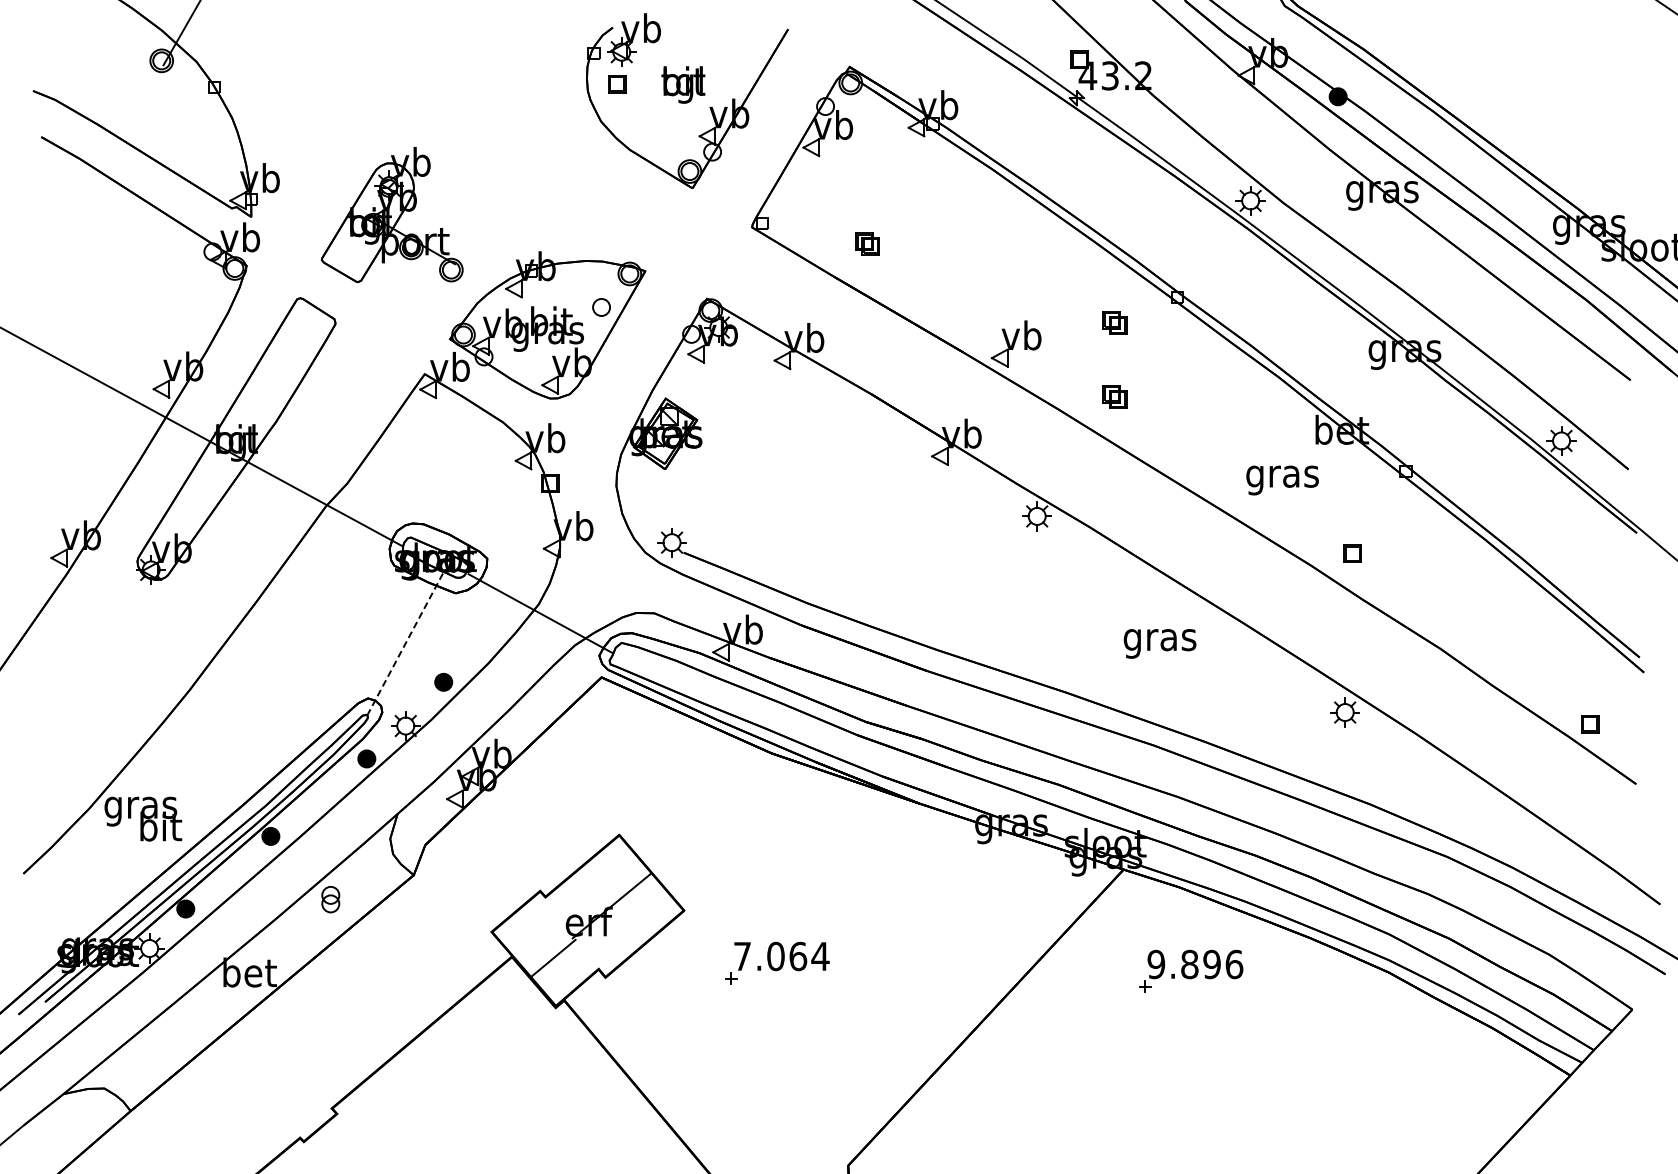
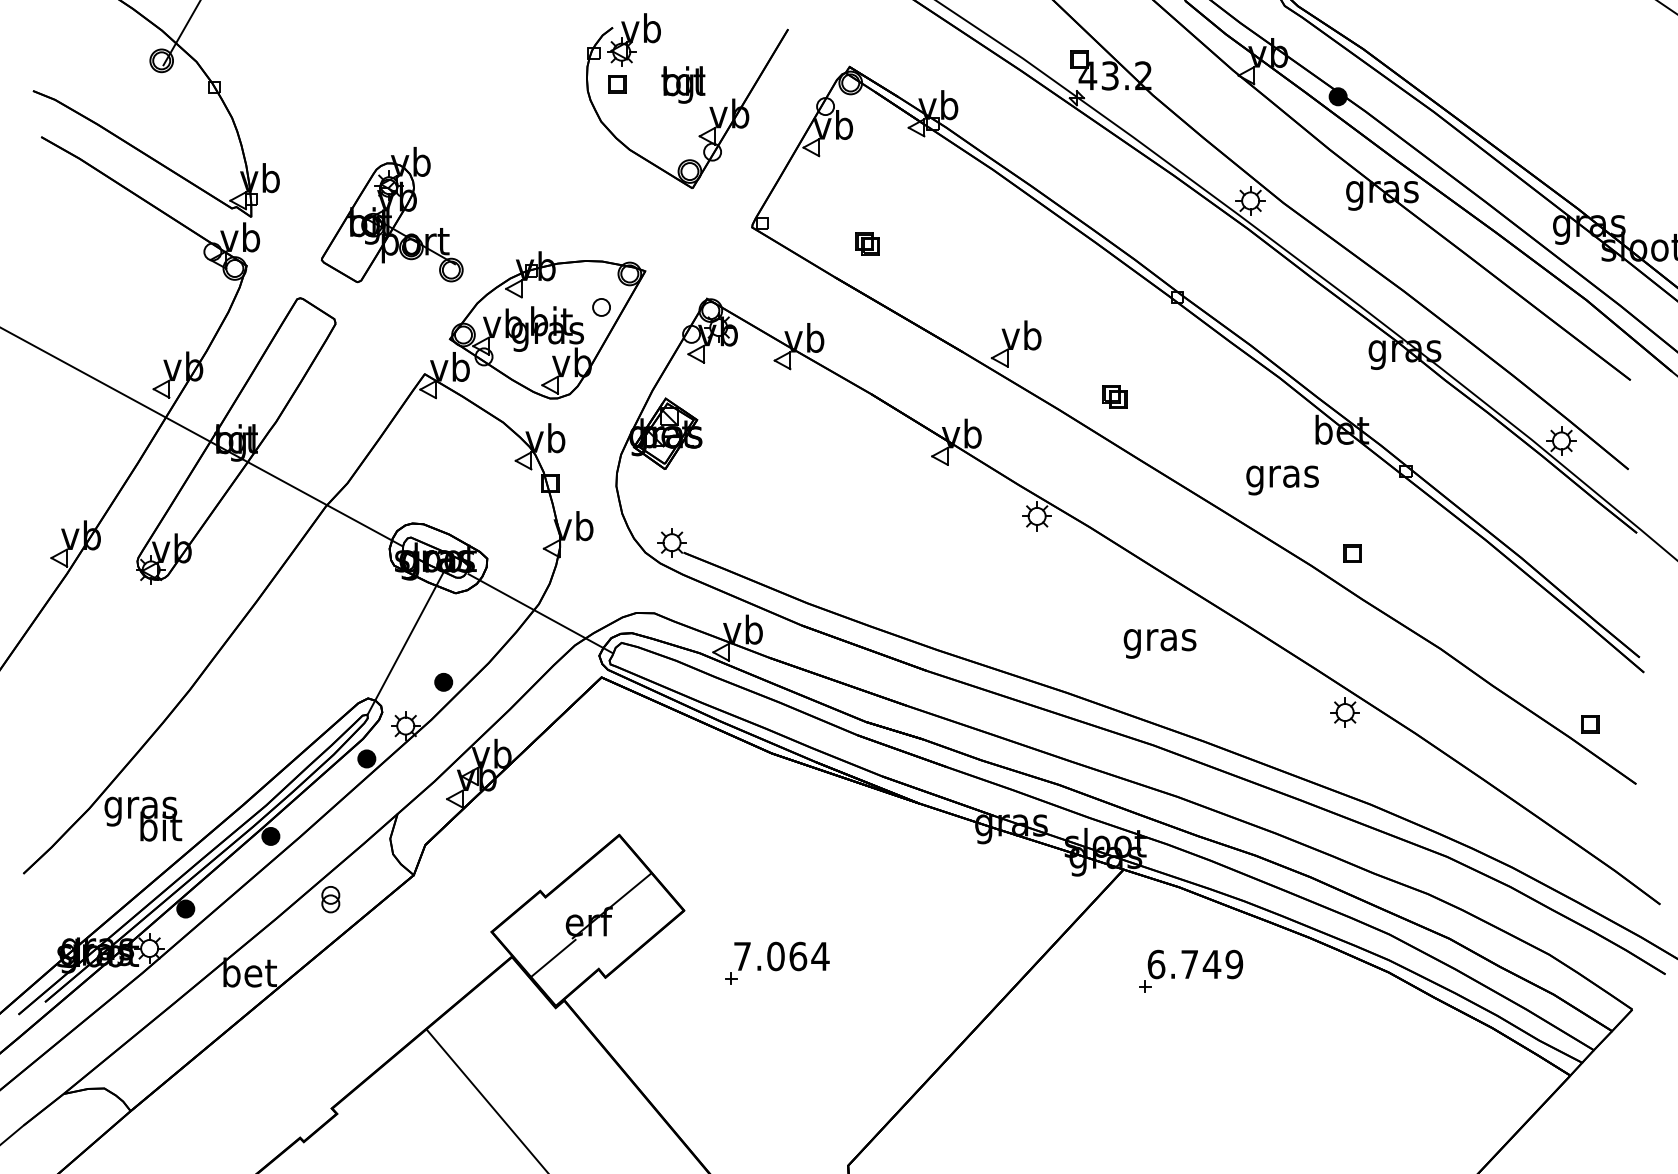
part: present -> none (1114, 322)
line: dashed -> solid (405, 643)
text: 9.896 -> 6.749 (1195, 964)
line: none -> present (486, 1099)
